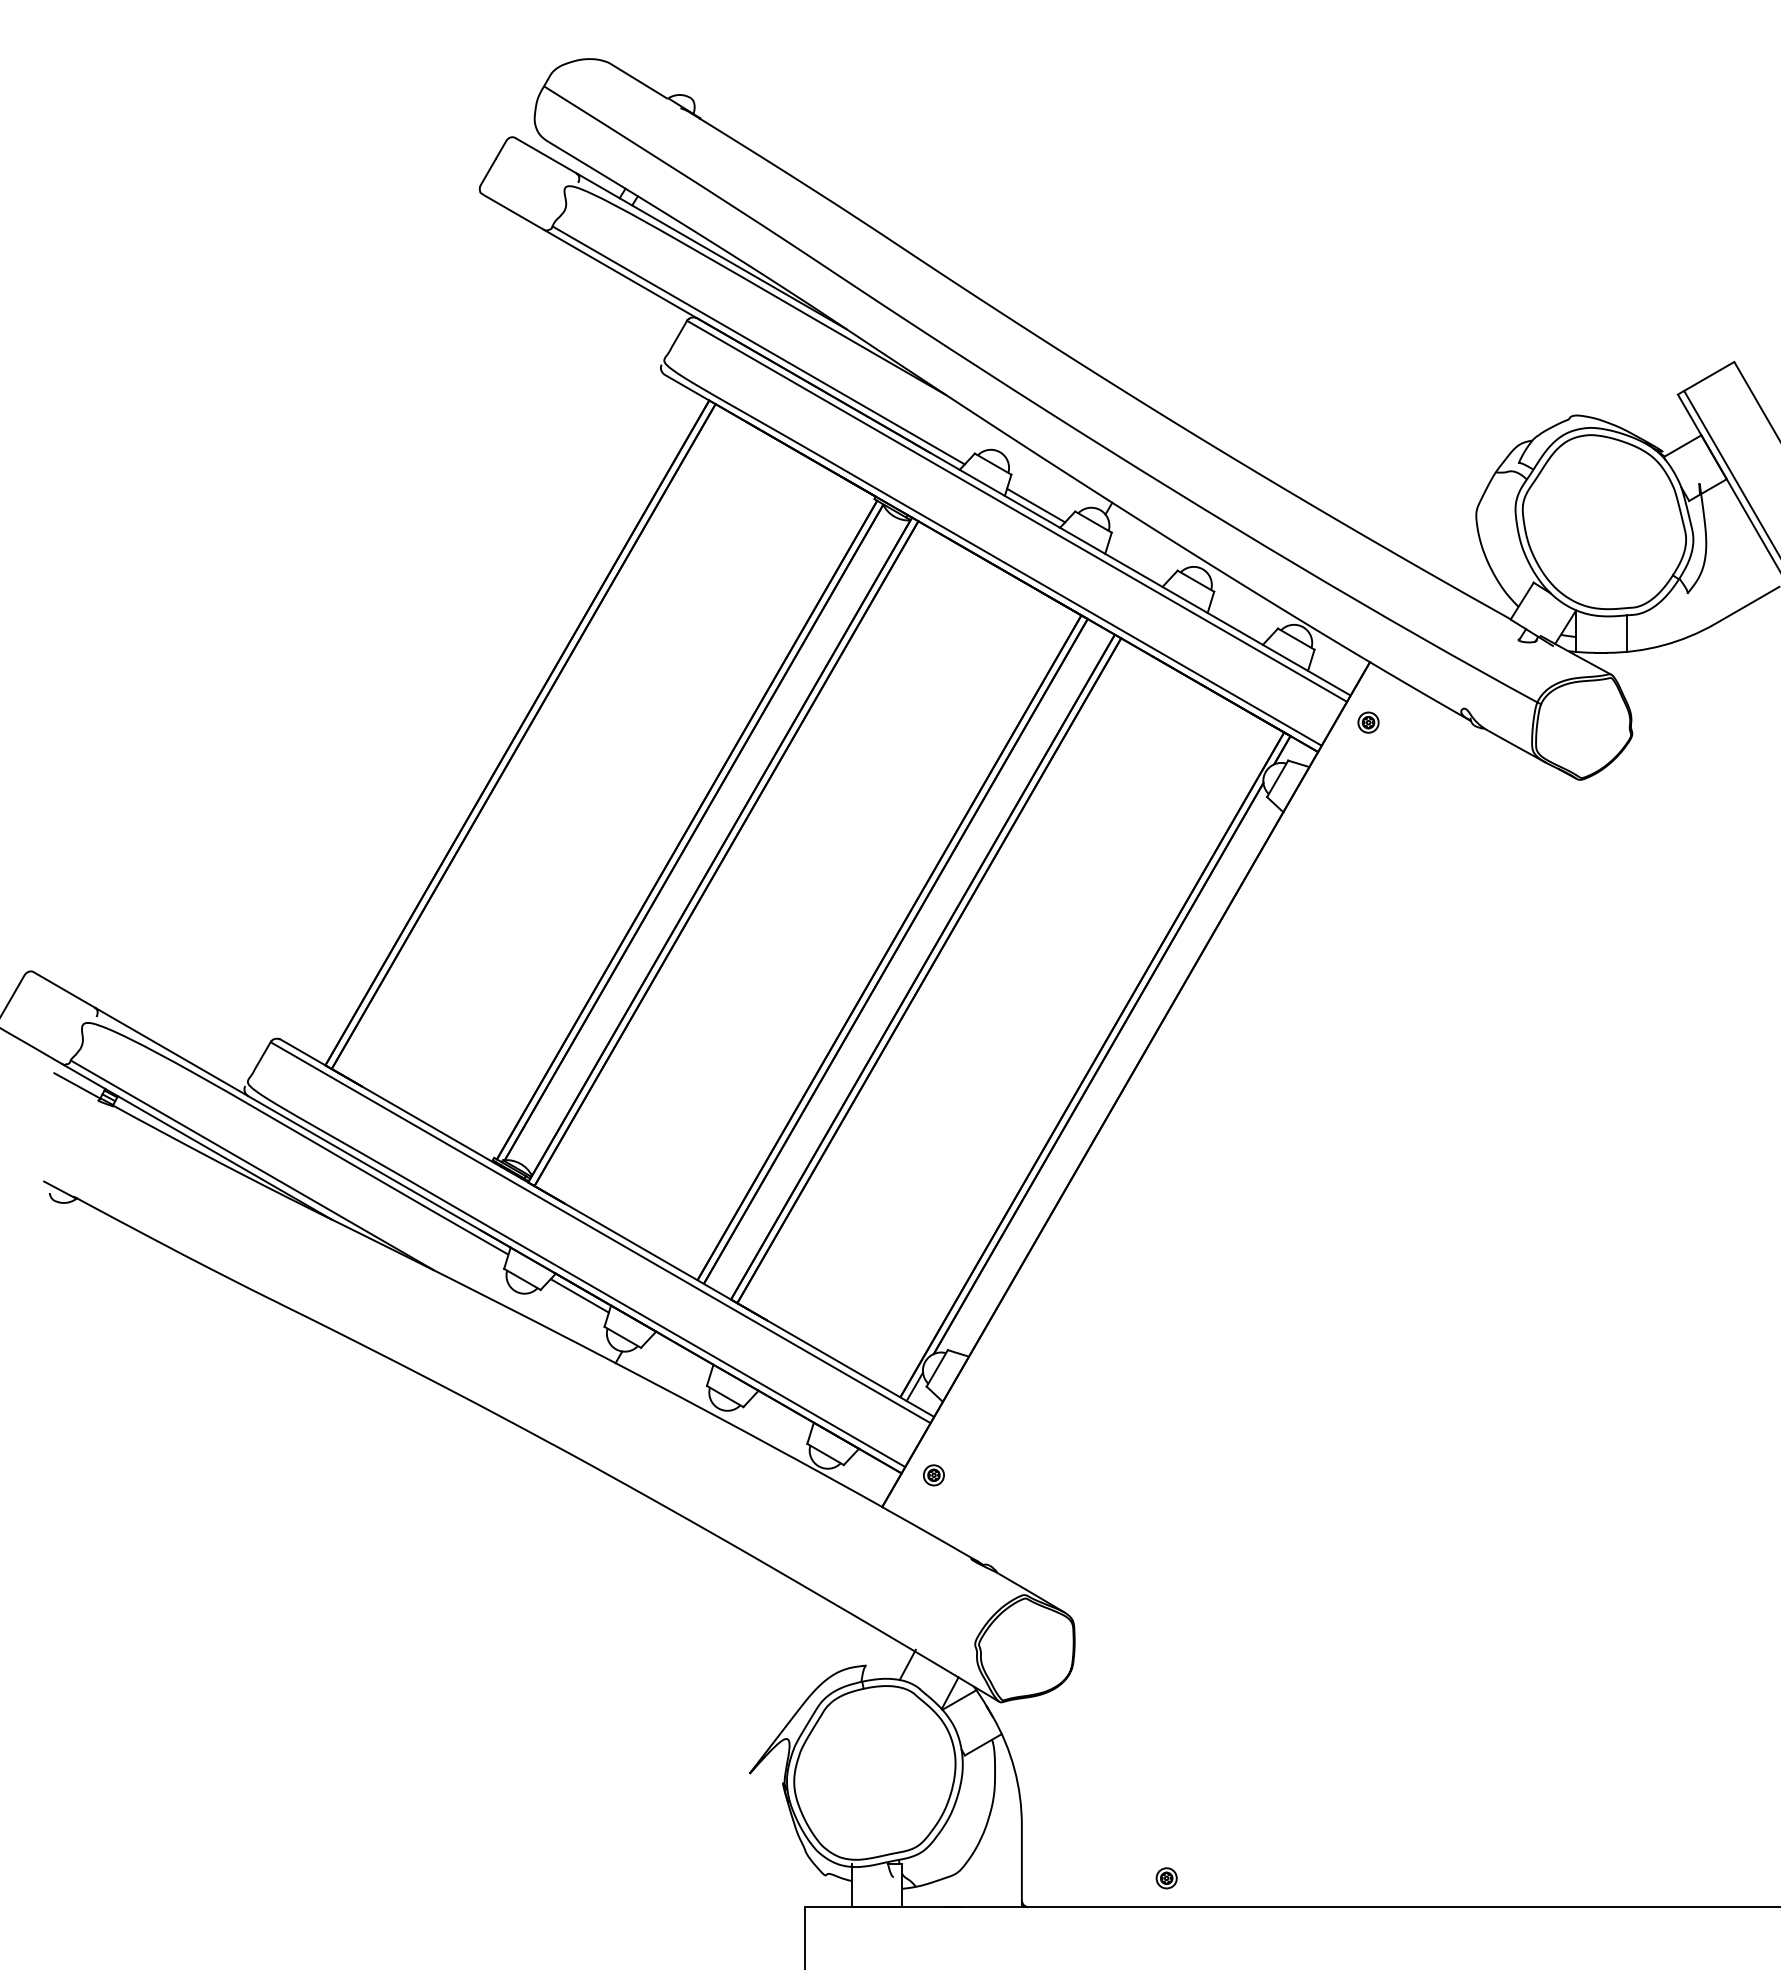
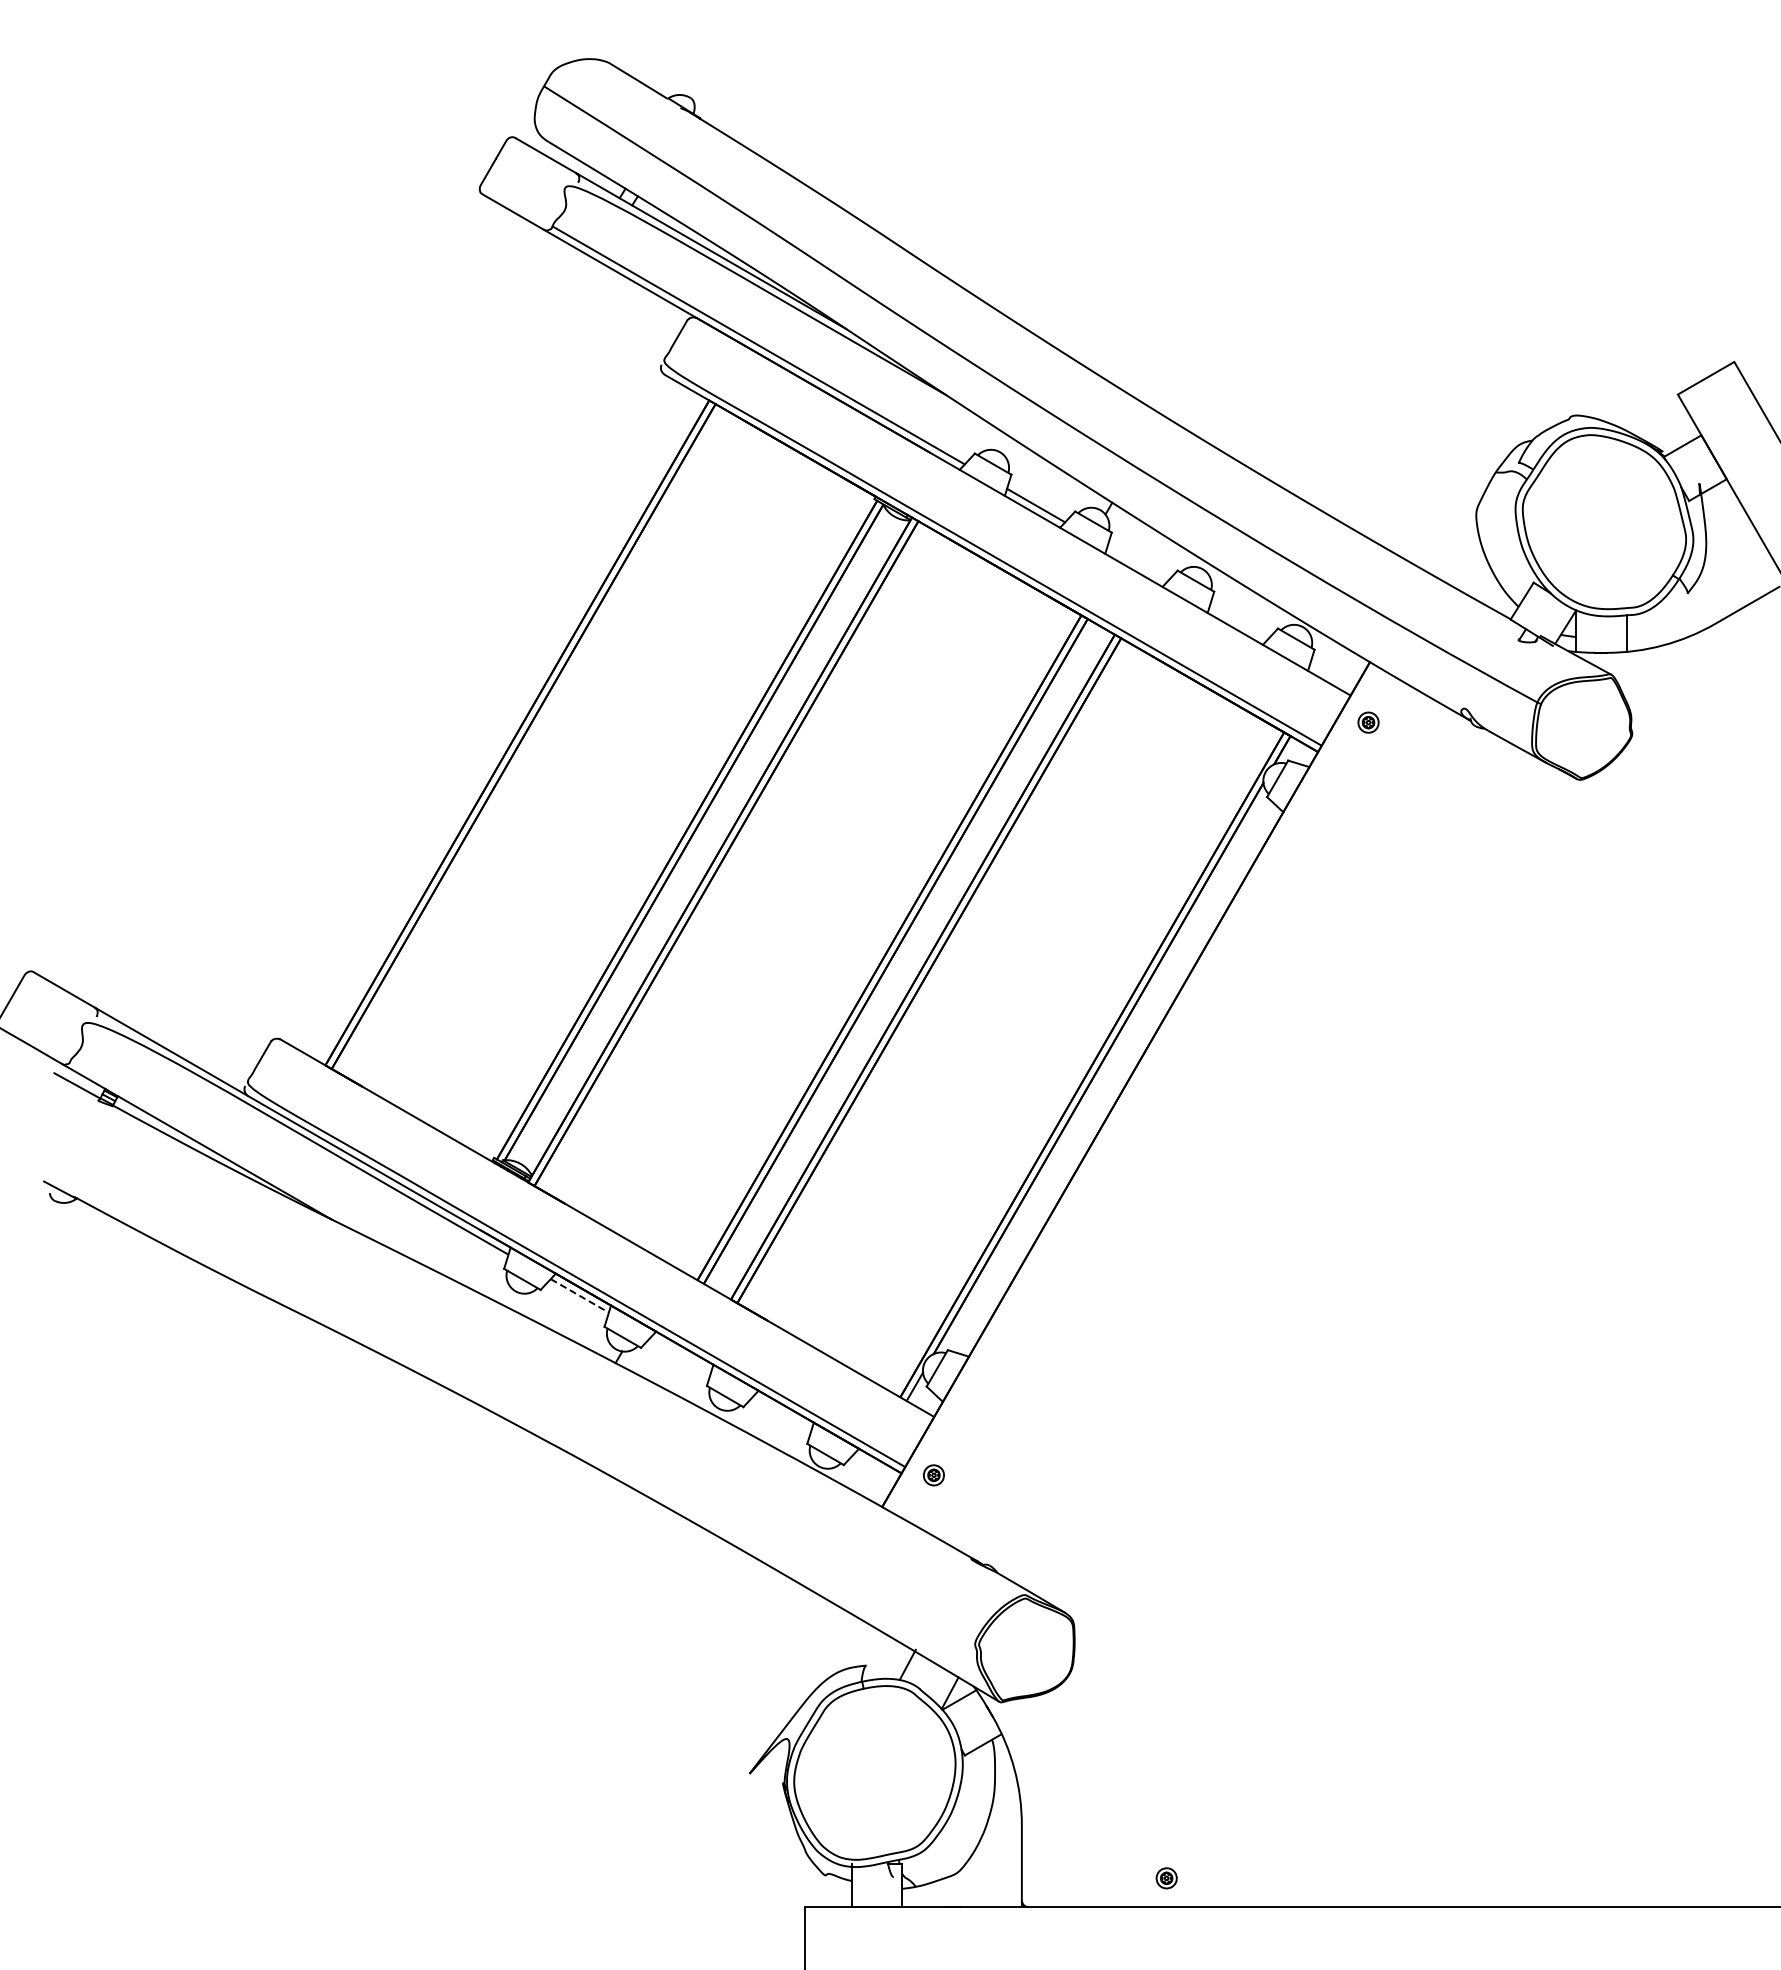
line: present -> none (1730, 471)
line: present -> none (1017, 510)
line: present -> none (252, 1164)
line: present -> none (600, 1232)
line: solid -> dashed (579, 1295)
